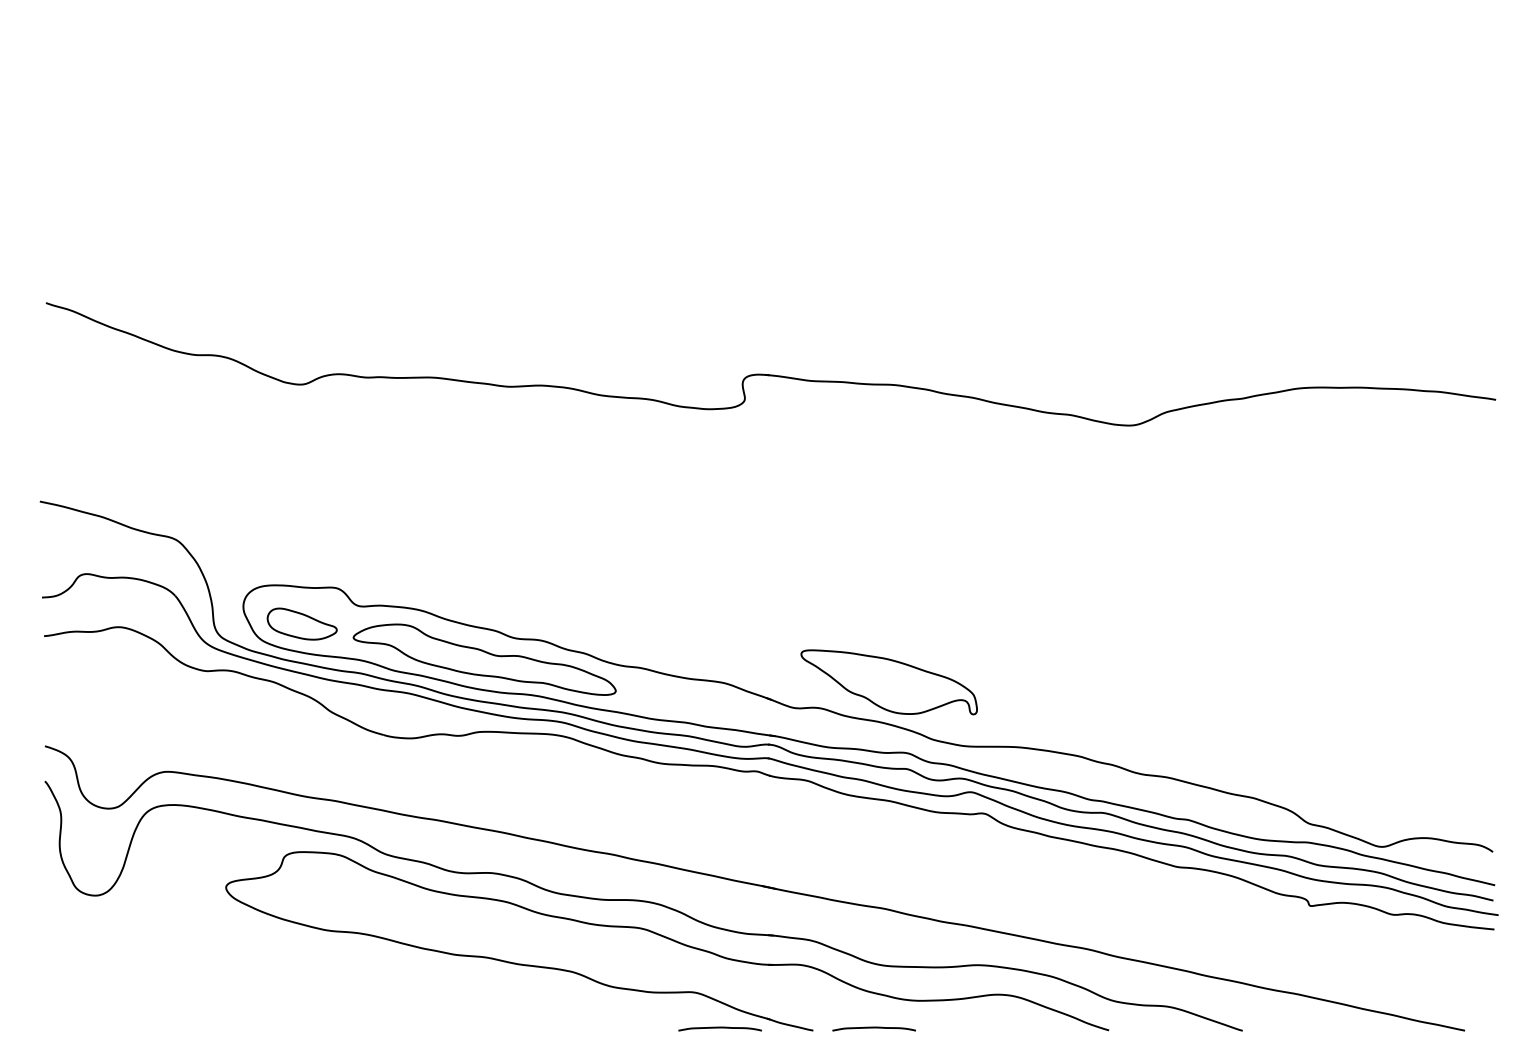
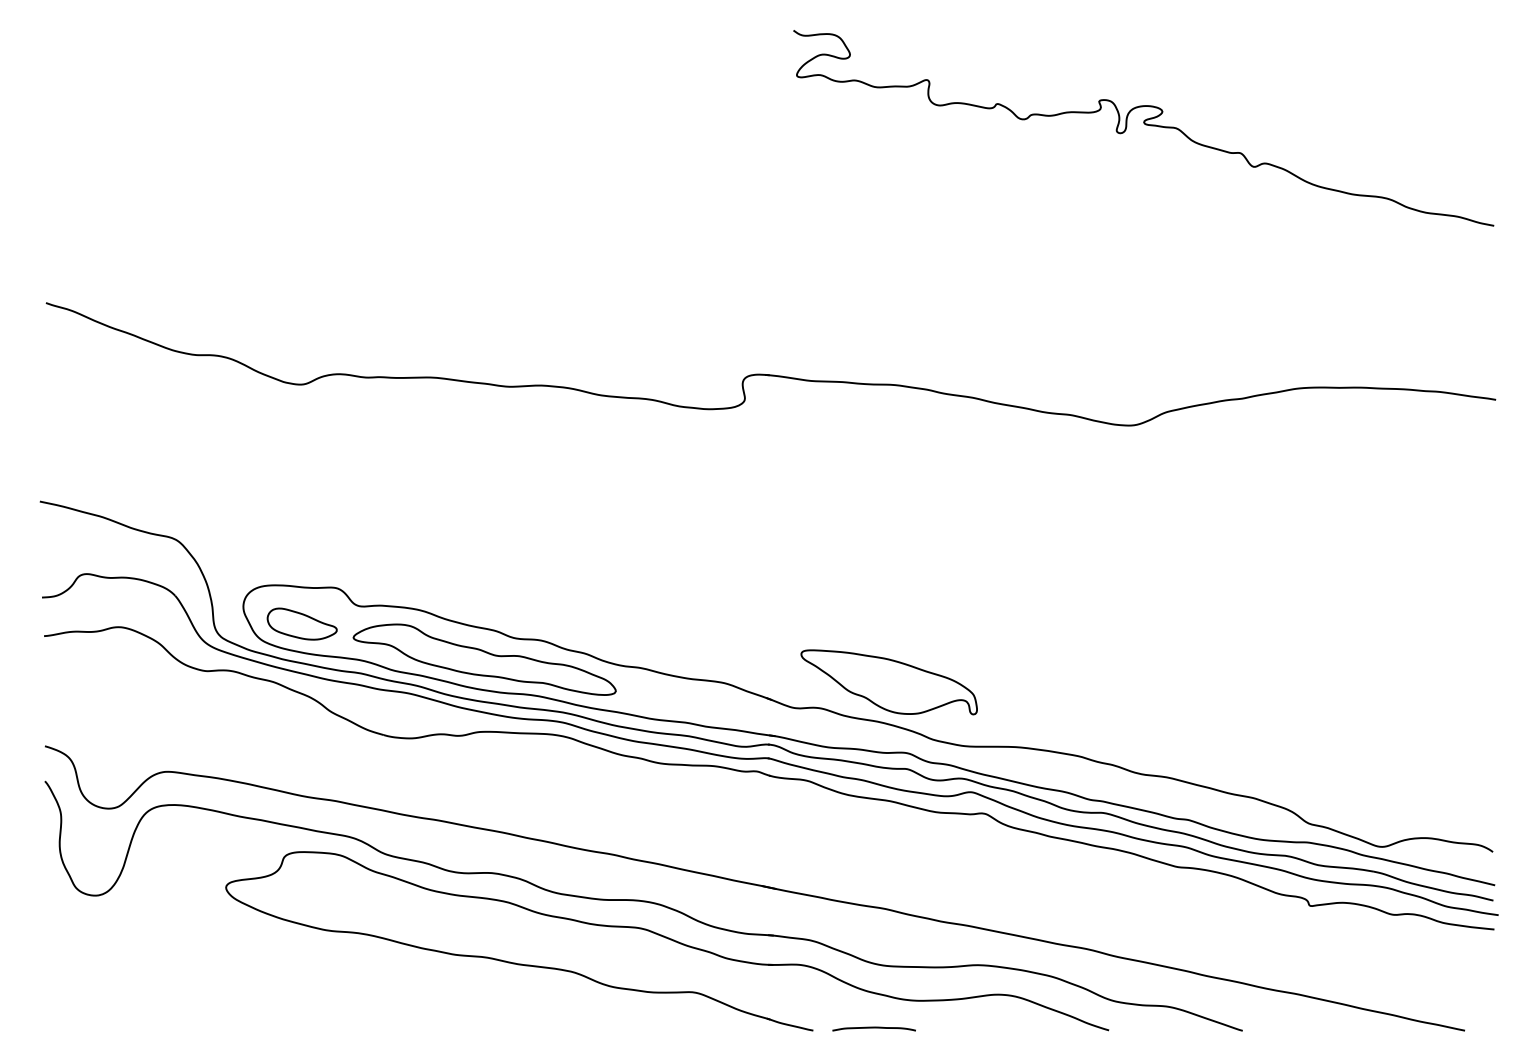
curve: none -> present (1145, 125)
curve: present -> none (719, 1028)
